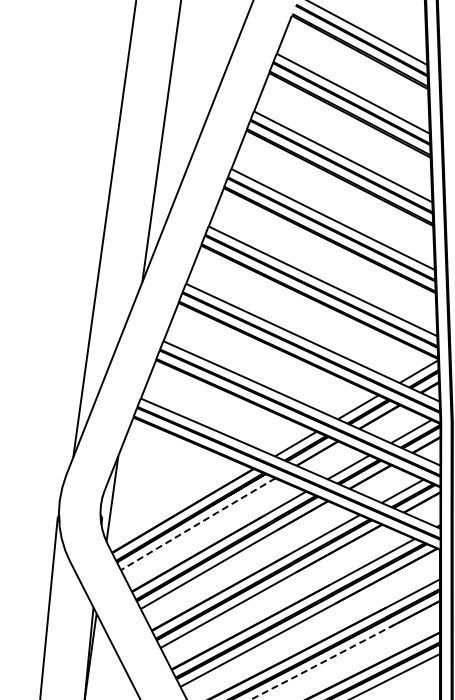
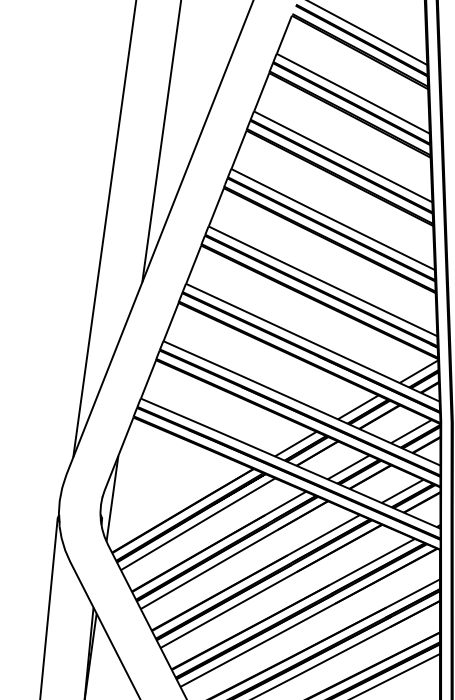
line: dashed -> solid (199, 523)
line: dashed -> solid (327, 660)
